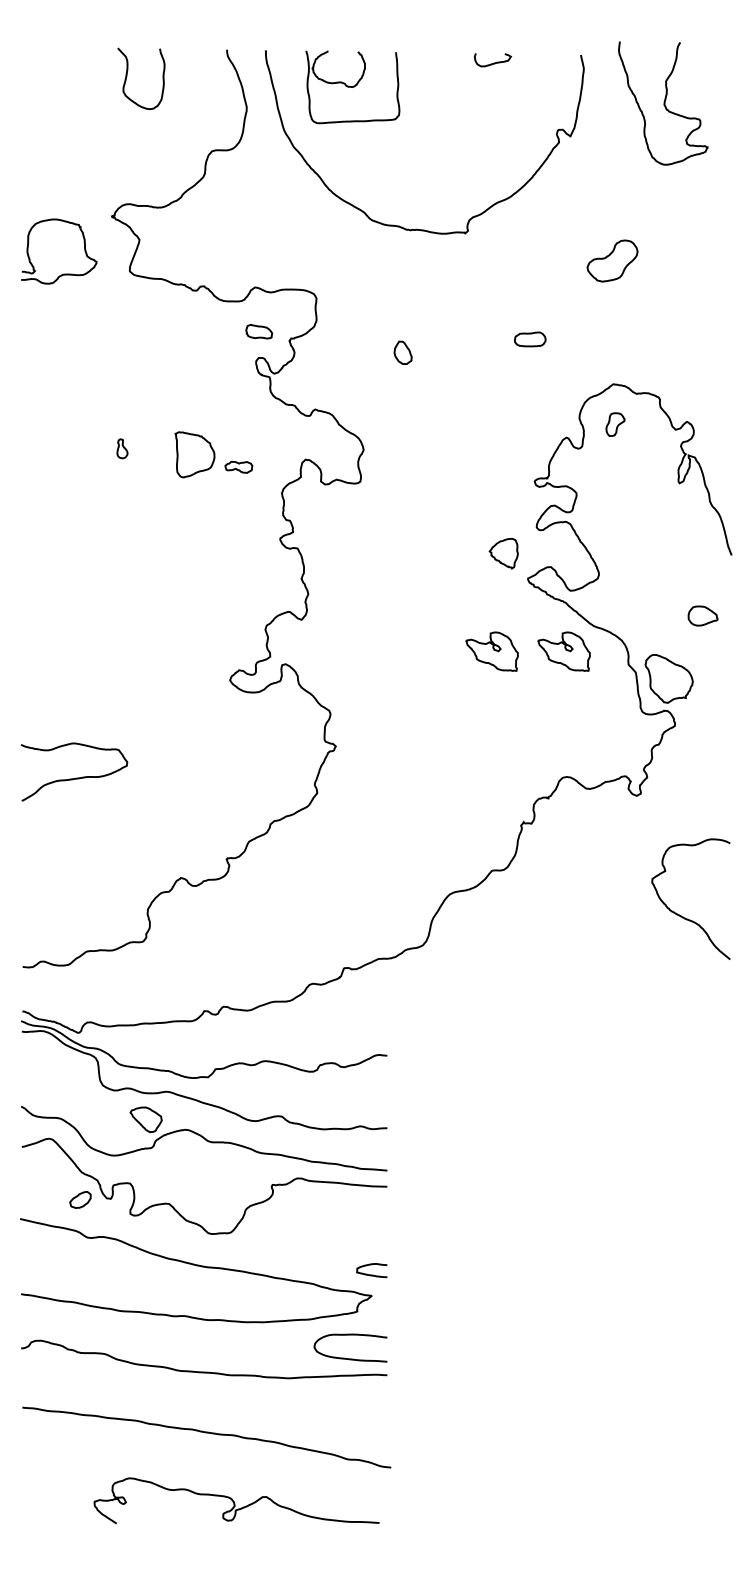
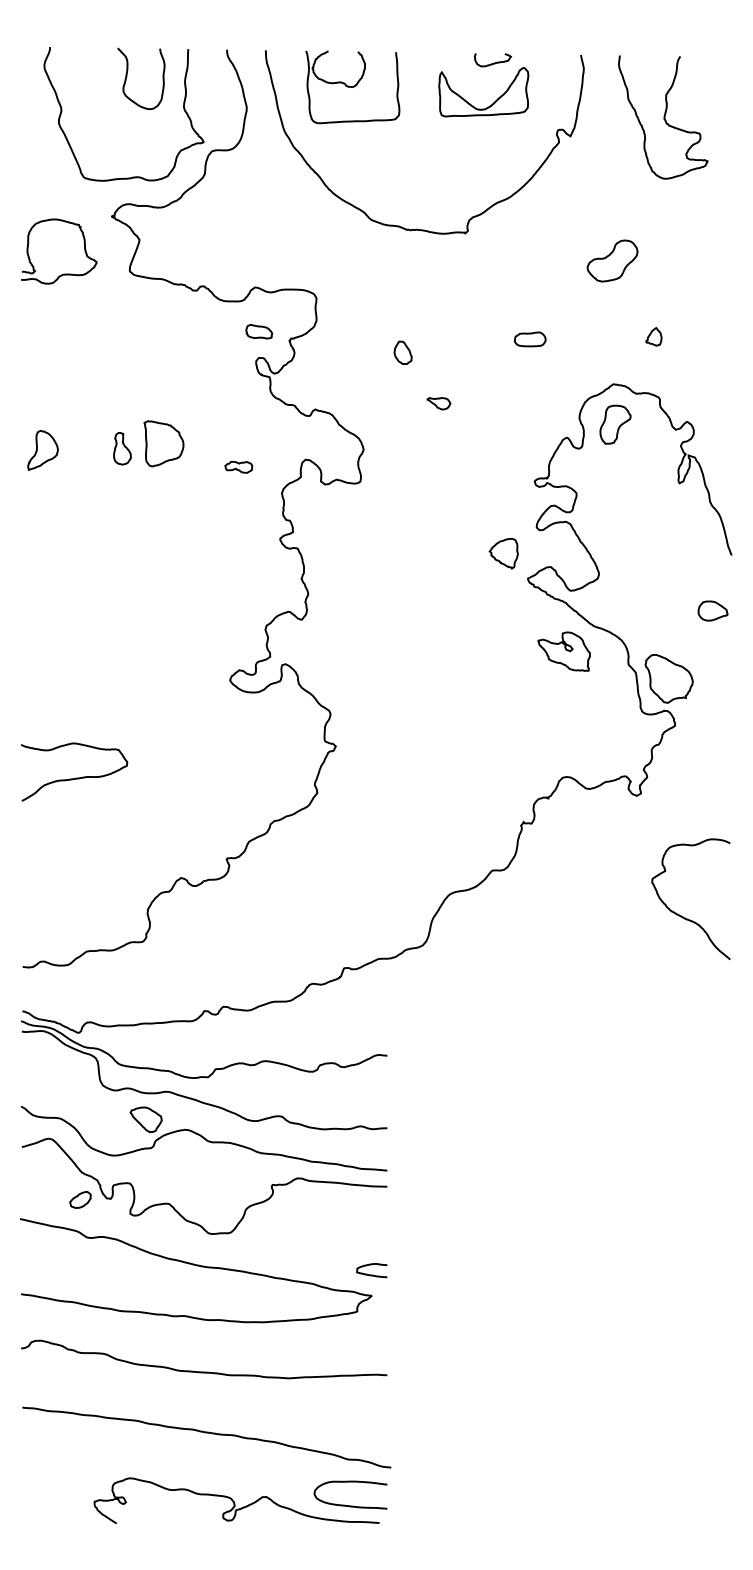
part: none -> present (493, 102)
curve position: (663, 103) -> (663, 117) (663, 117)
curve: none -> present (183, 109)
part: none -> present (653, 336)
part: none -> present (438, 403)
part size: 21x25 px -> 33x41 px (615, 424)
part size: 13x22 px -> 19x34 px (122, 448)
part: none -> present (42, 450)
part position: (194, 454) -> (163, 443) (163, 443)
part position: (702, 615) -> (712, 610) (712, 610)
part: present -> none (491, 651)
curve position: (350, 1358) -> (350, 1505) (350, 1505)
